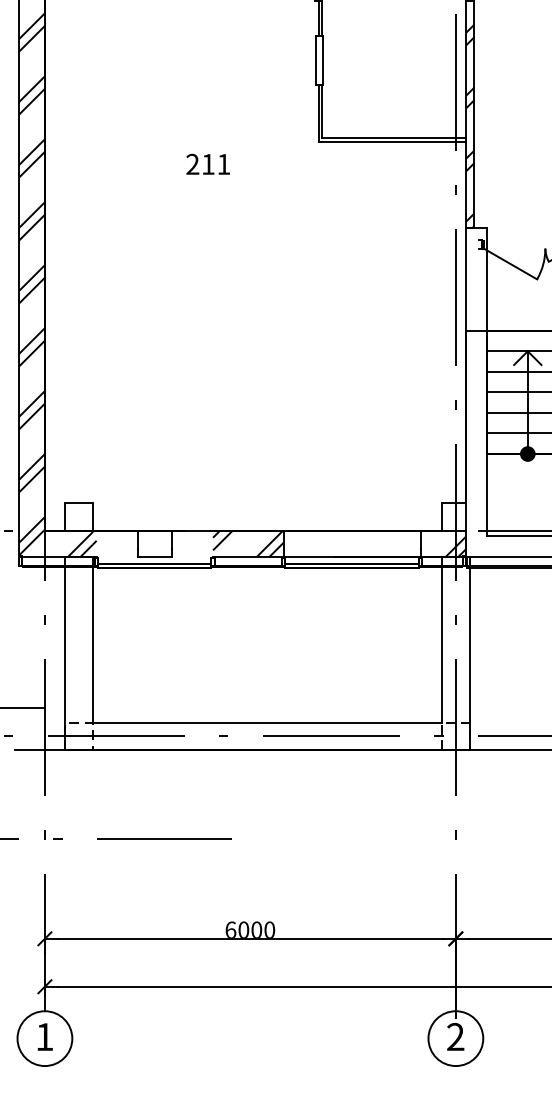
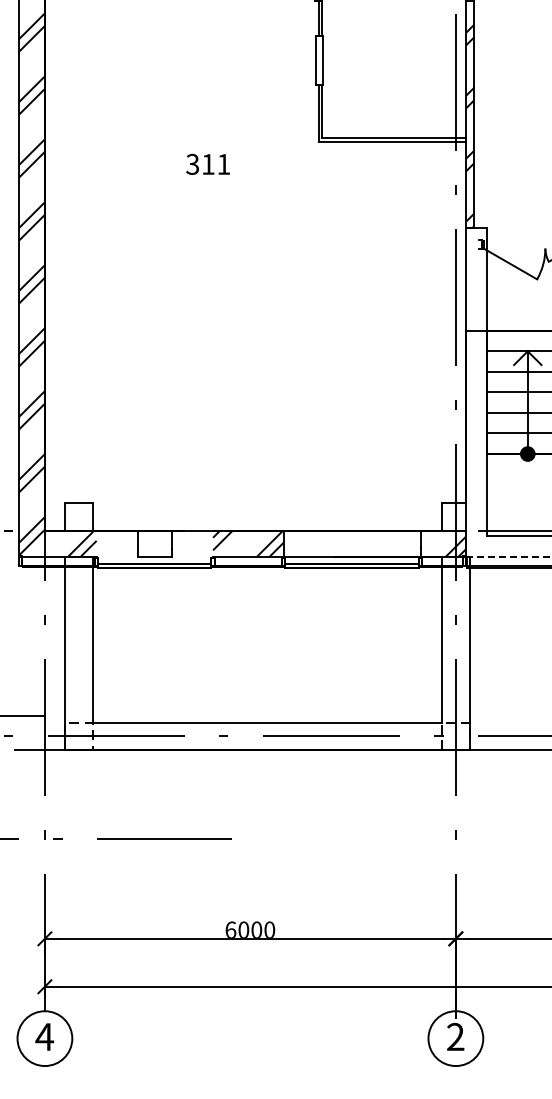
text: 211 -> 311 (192, 164)
line: solid -> dashed (509, 556)
line position: (23, 707) -> (23, 715) (23, 715)
text: 1 -> 4 (44, 1036)
